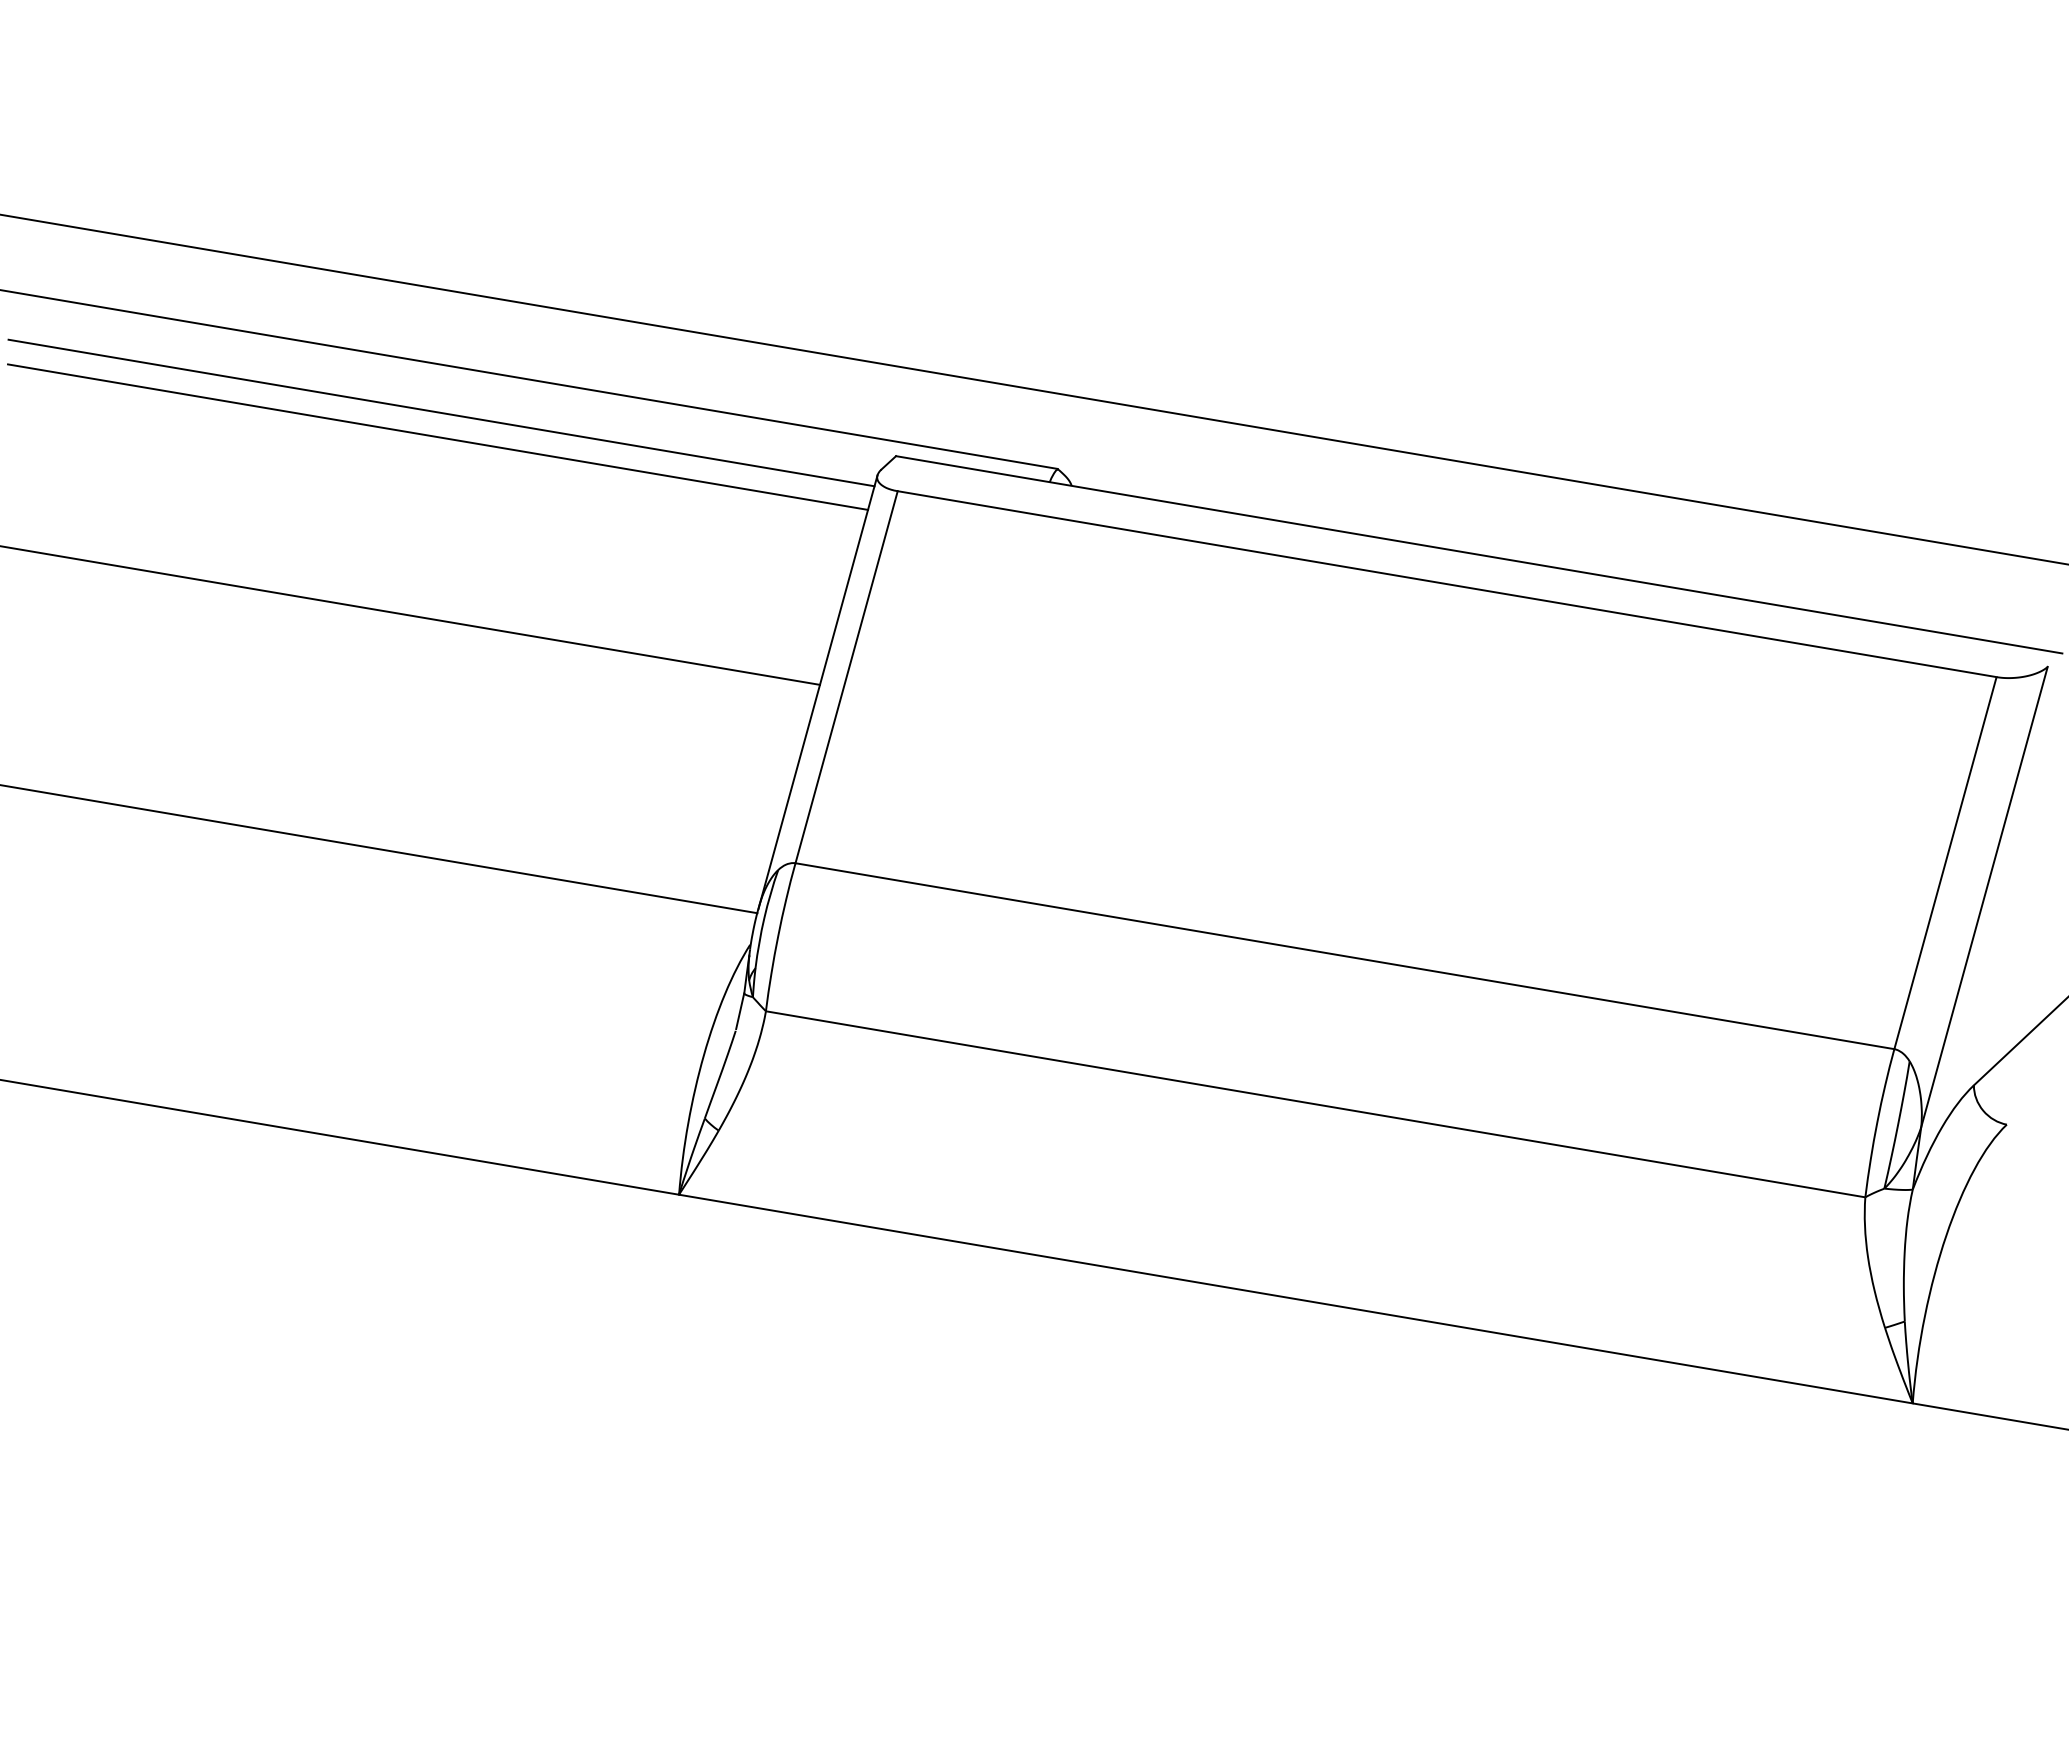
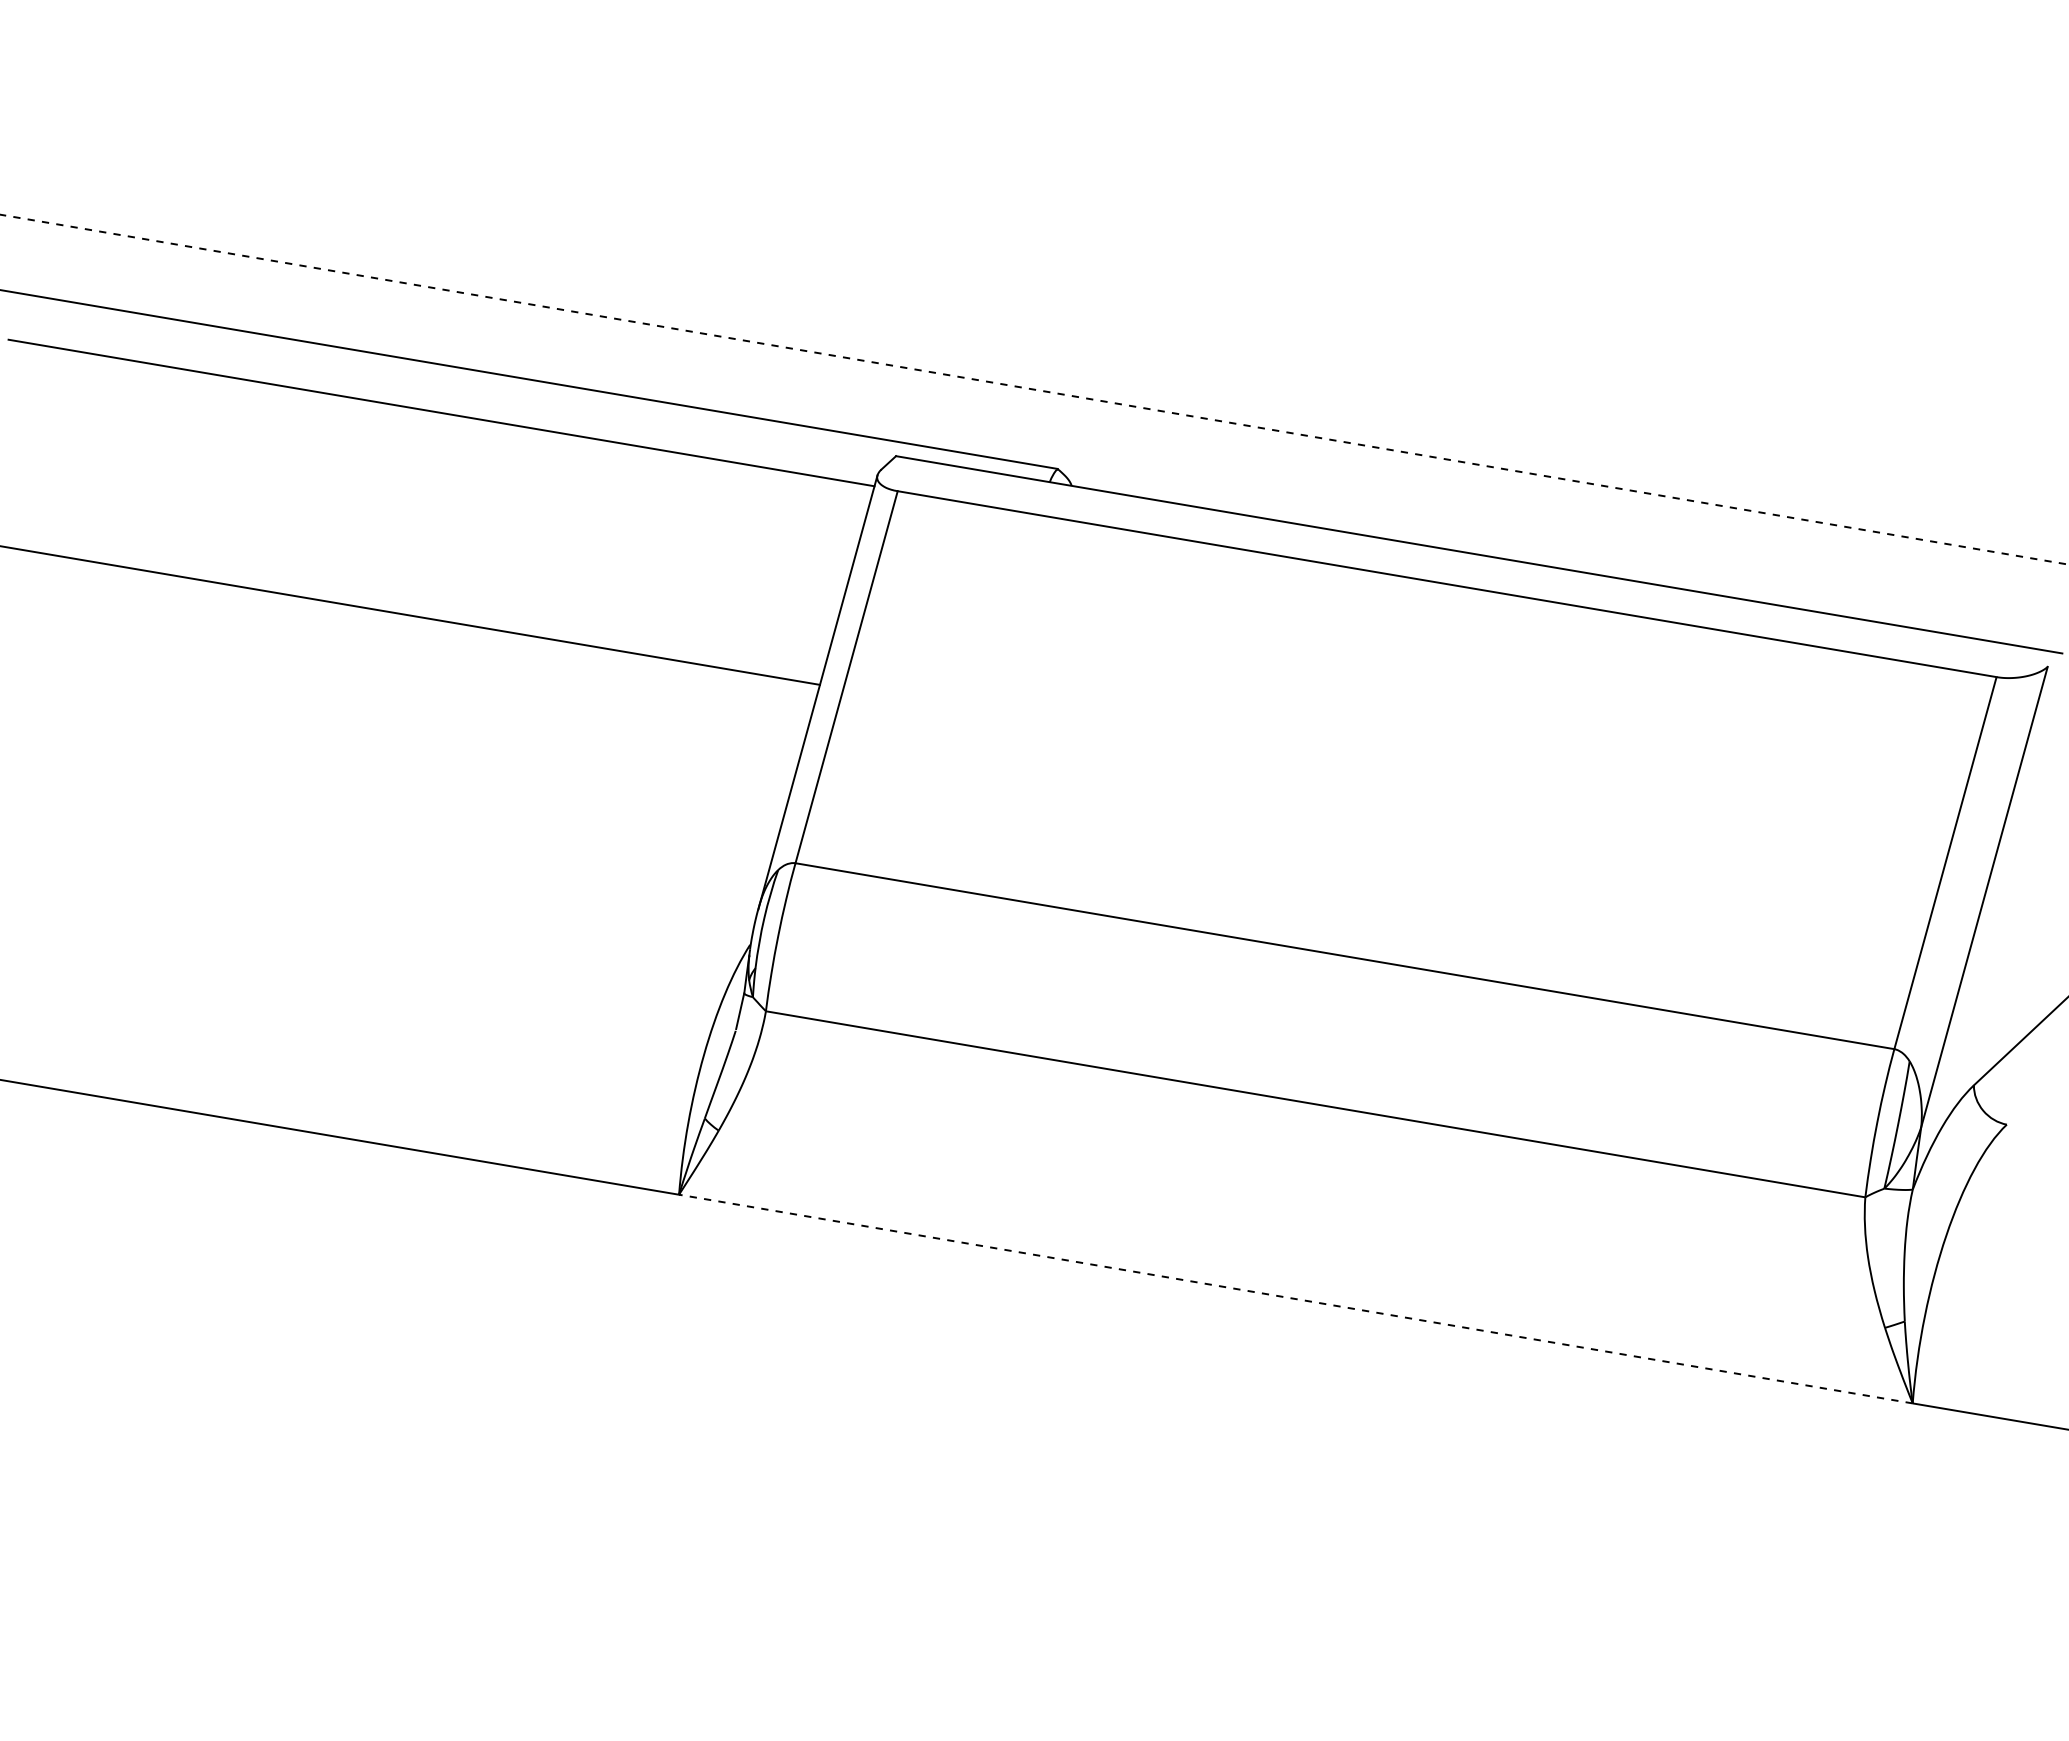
line: solid -> dashed (1035, 389)
line: present -> none (438, 436)
line: present -> none (379, 849)
line: solid -> dashed (1295, 1299)
